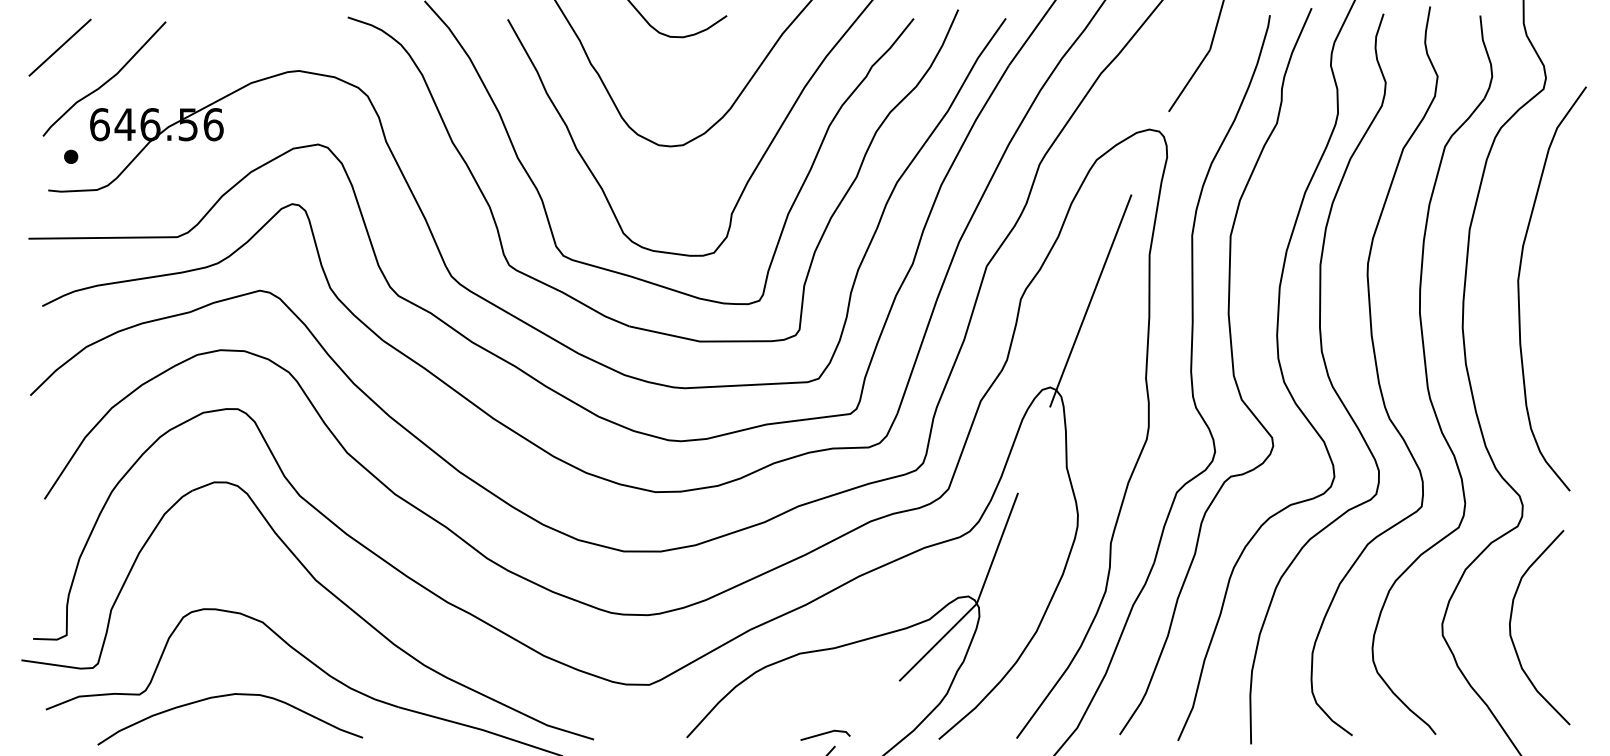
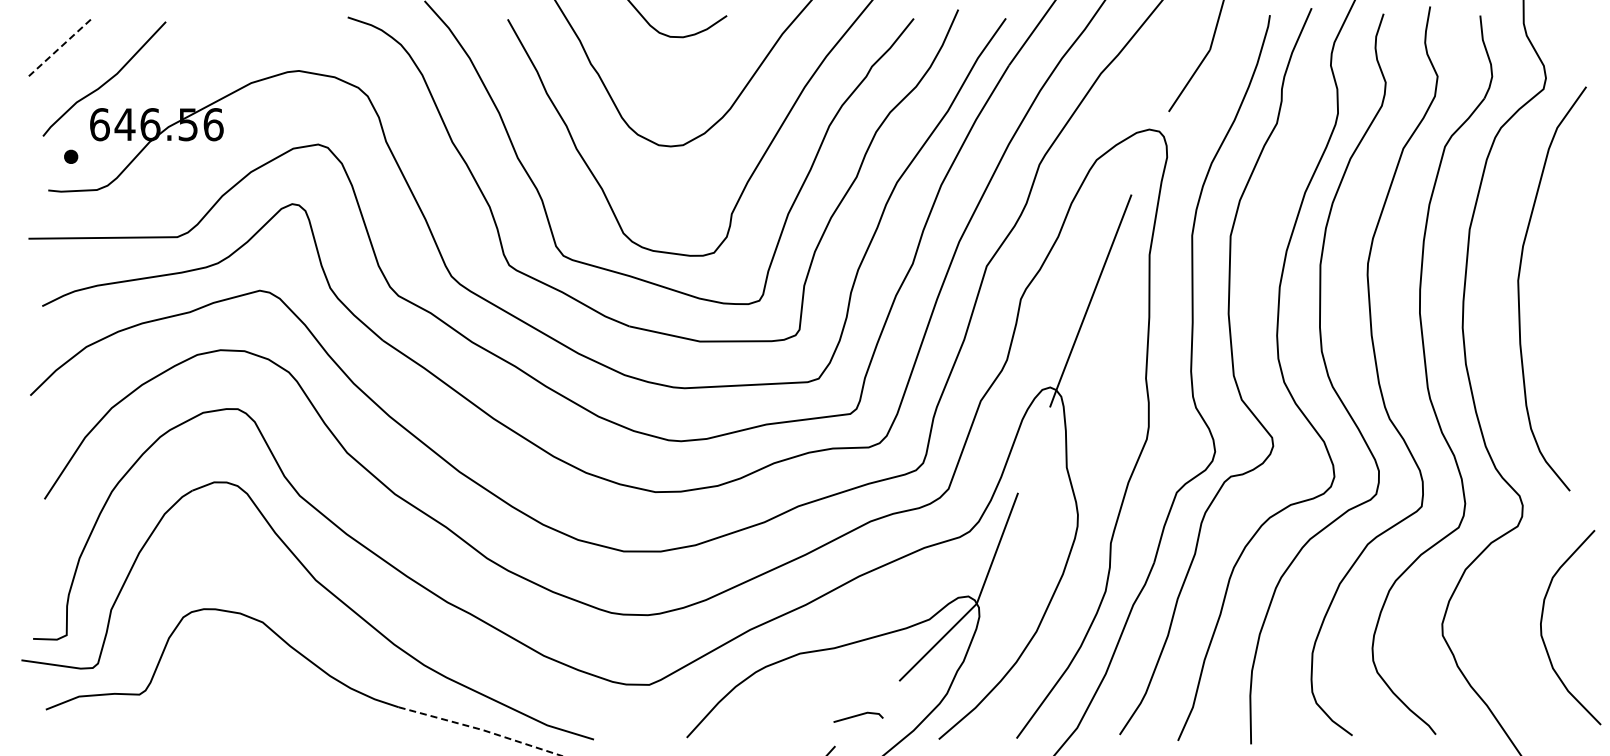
line: solid -> dashed (60, 47)
curve position: (1511, 630) -> (1542, 630) (1542, 630)
curve: present -> none (227, 696)
line: solid -> dashed (481, 729)
line position: (825, 734) -> (858, 716) (858, 716)
